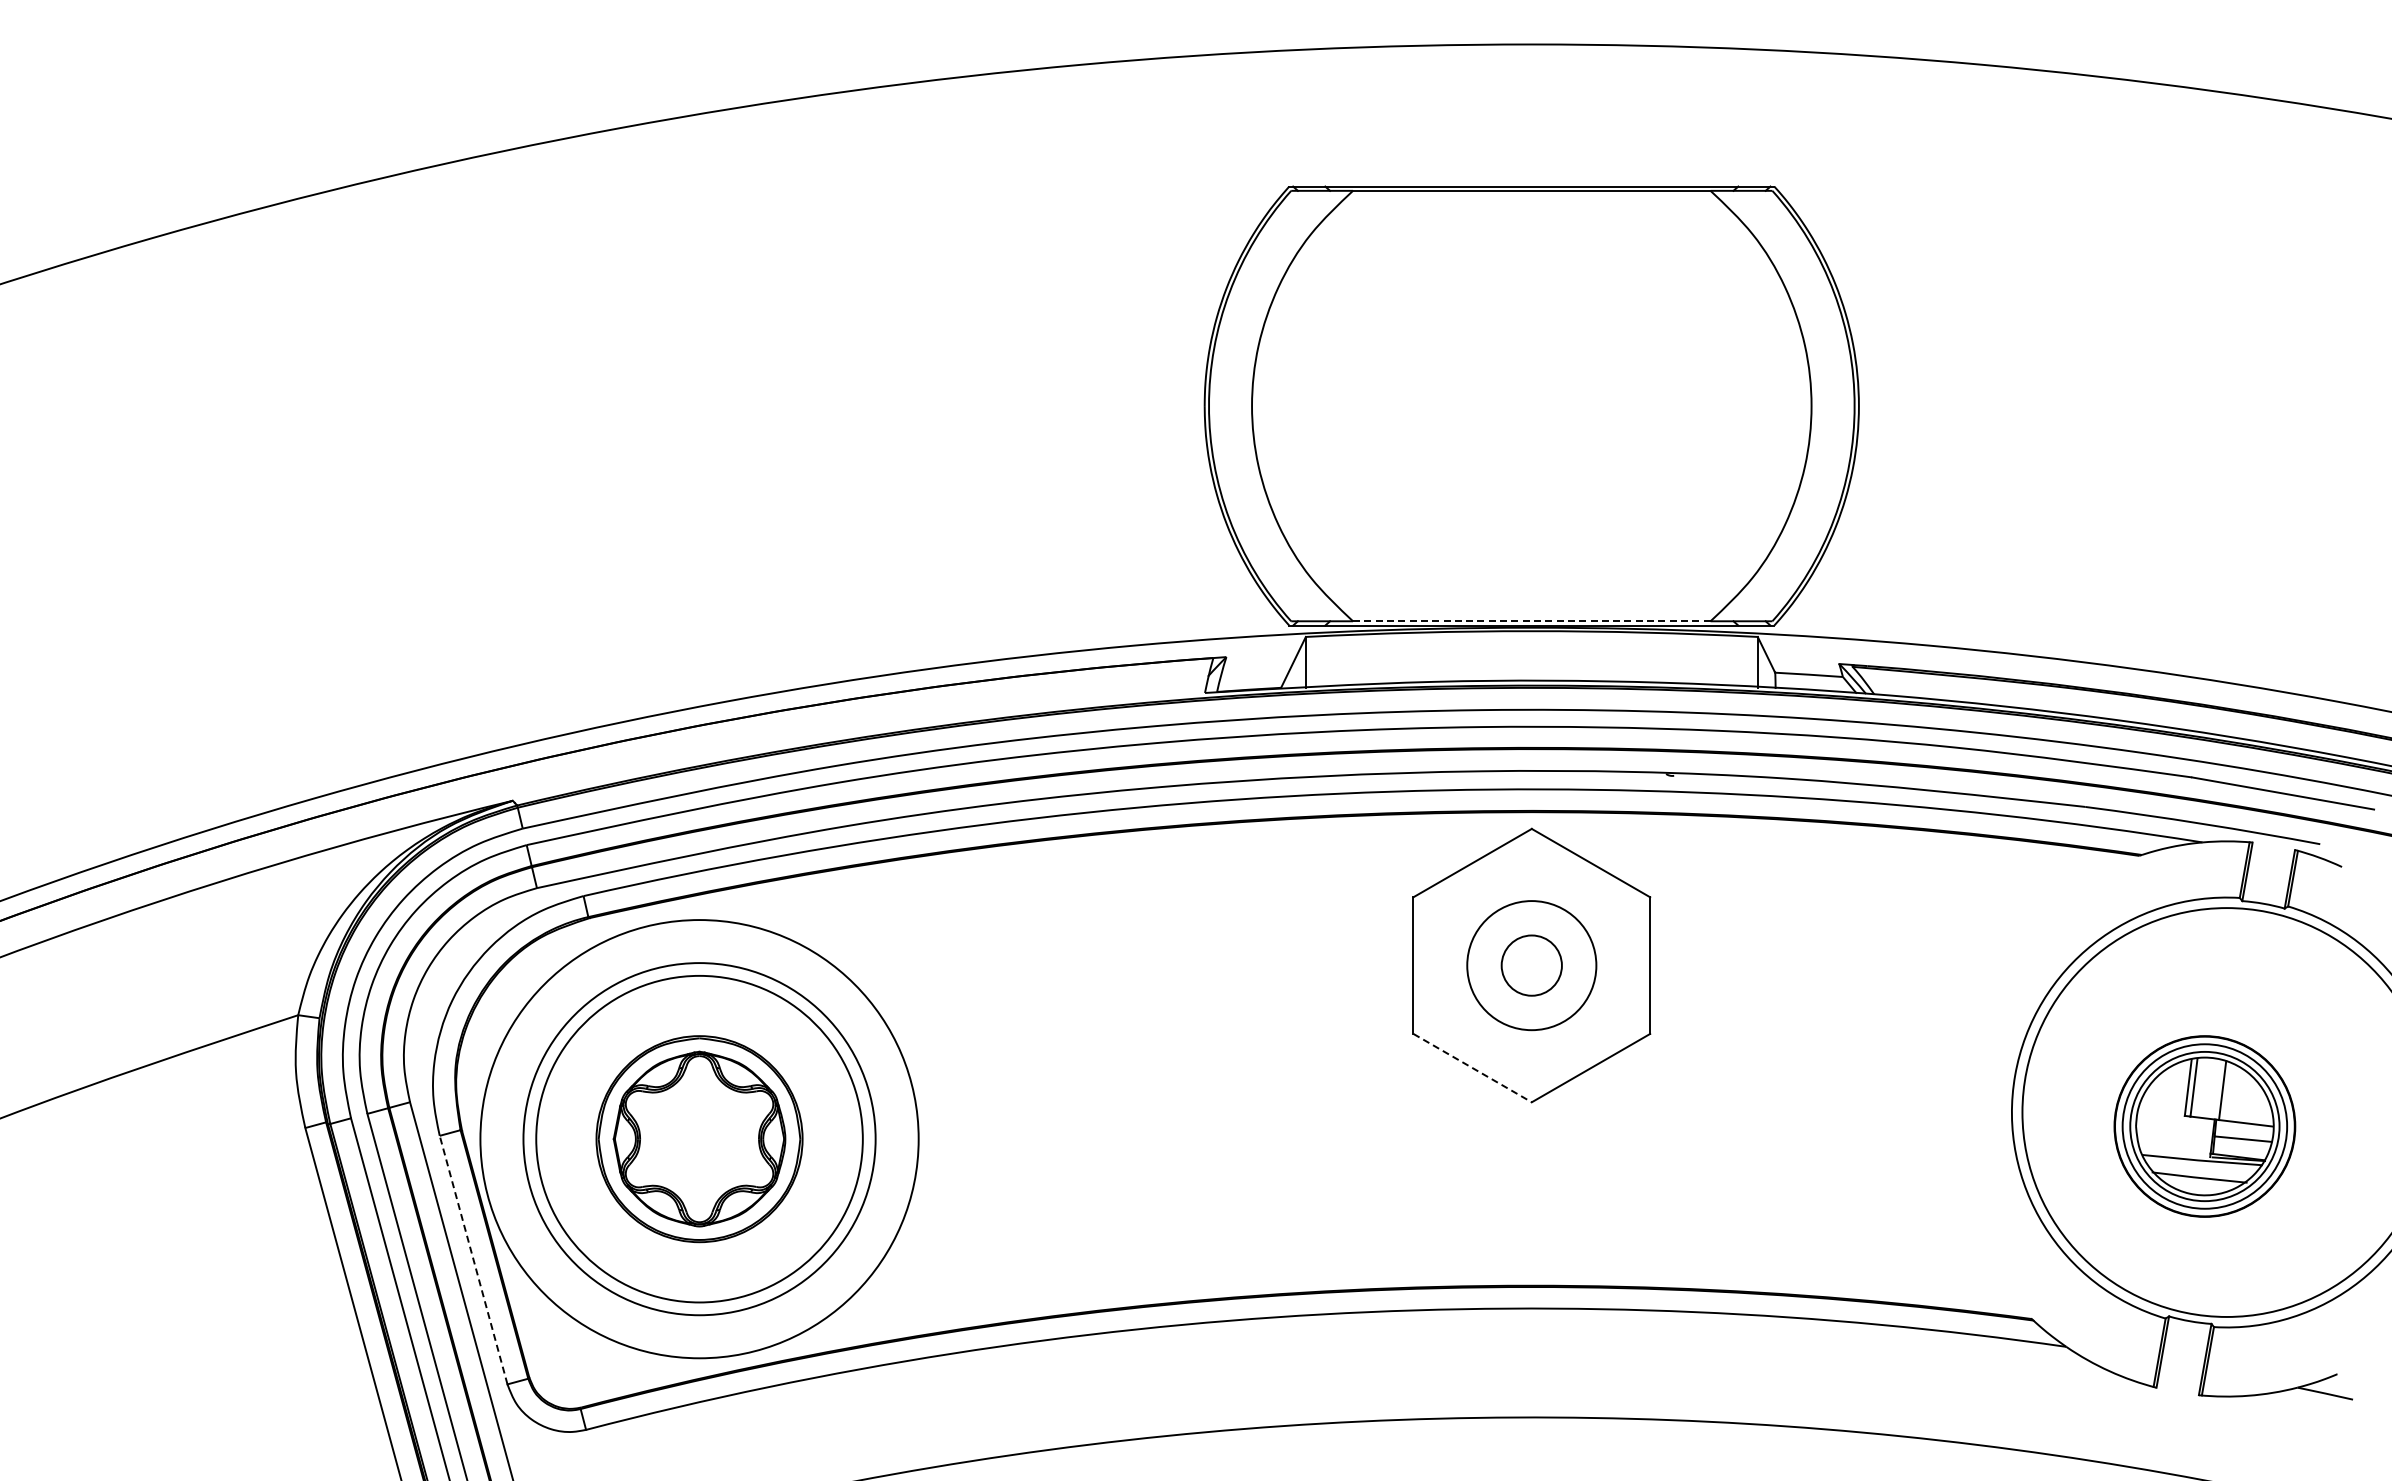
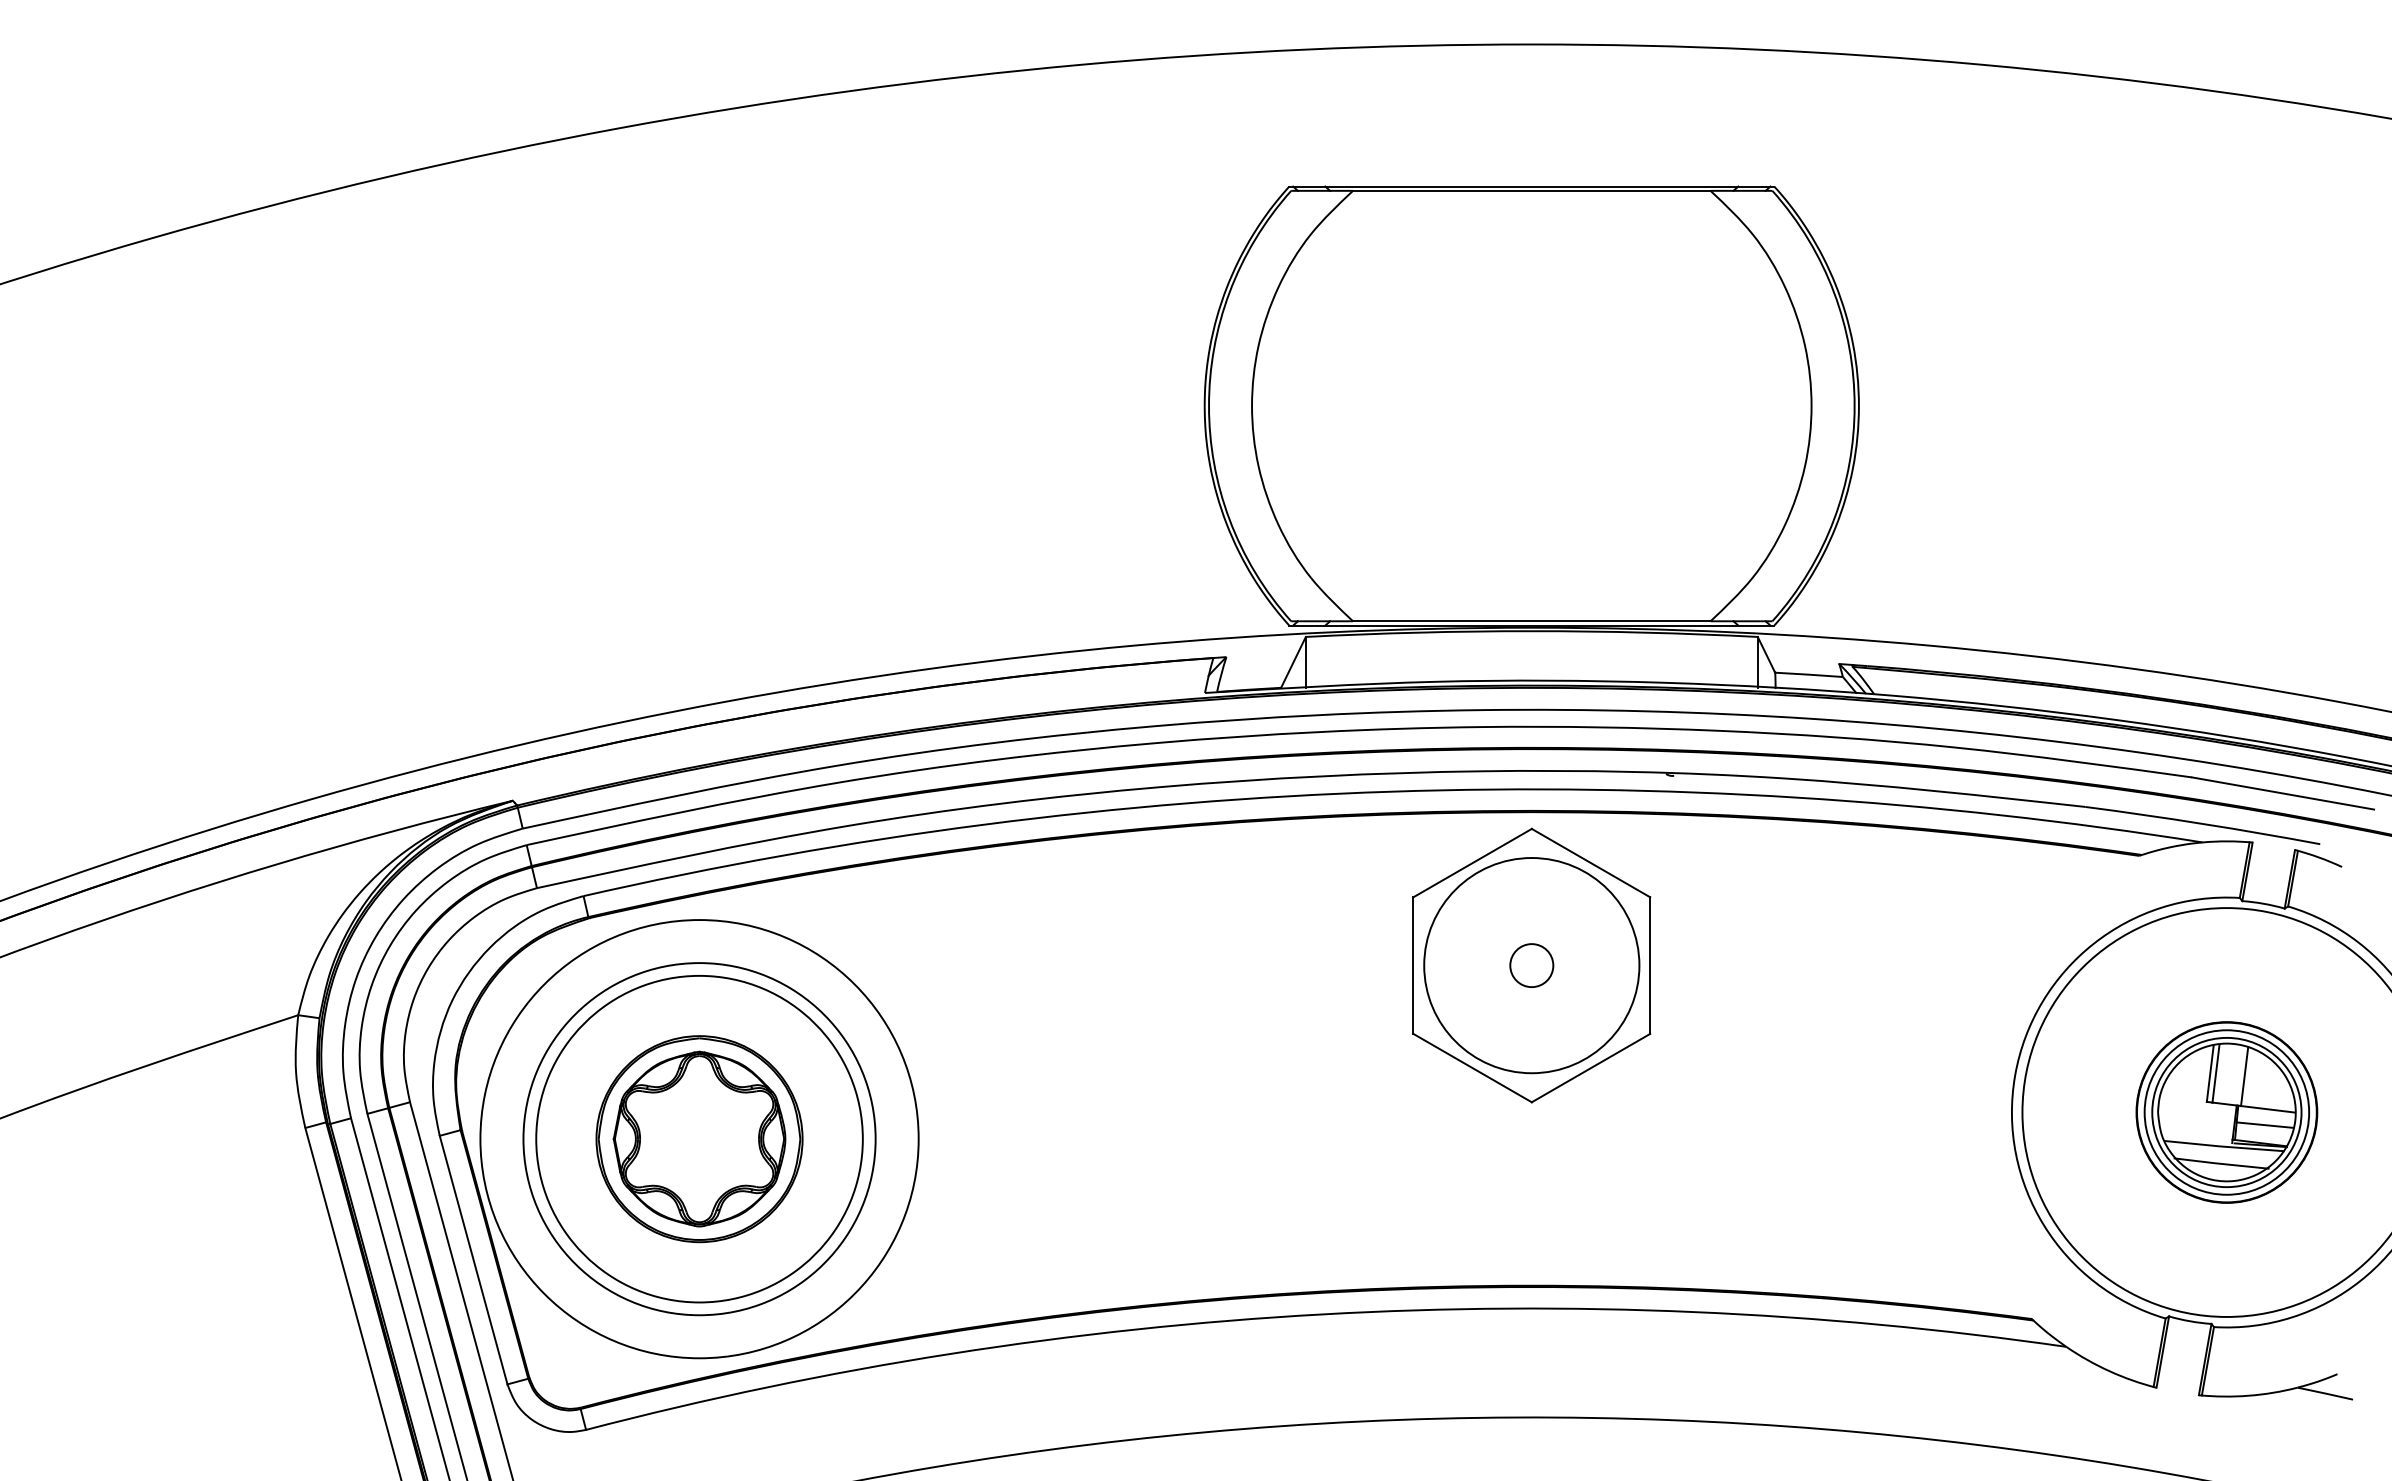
line: dashed -> solid (1531, 621)
circle diameter: 129 px -> 215 px (1531, 965)
circle diameter: 60 px -> 43 px (1531, 965)
line: dashed -> solid (1473, 1068)
part position: (2204, 1126) -> (2226, 1112) (2226, 1112)
line: dashed -> solid (473, 1260)
